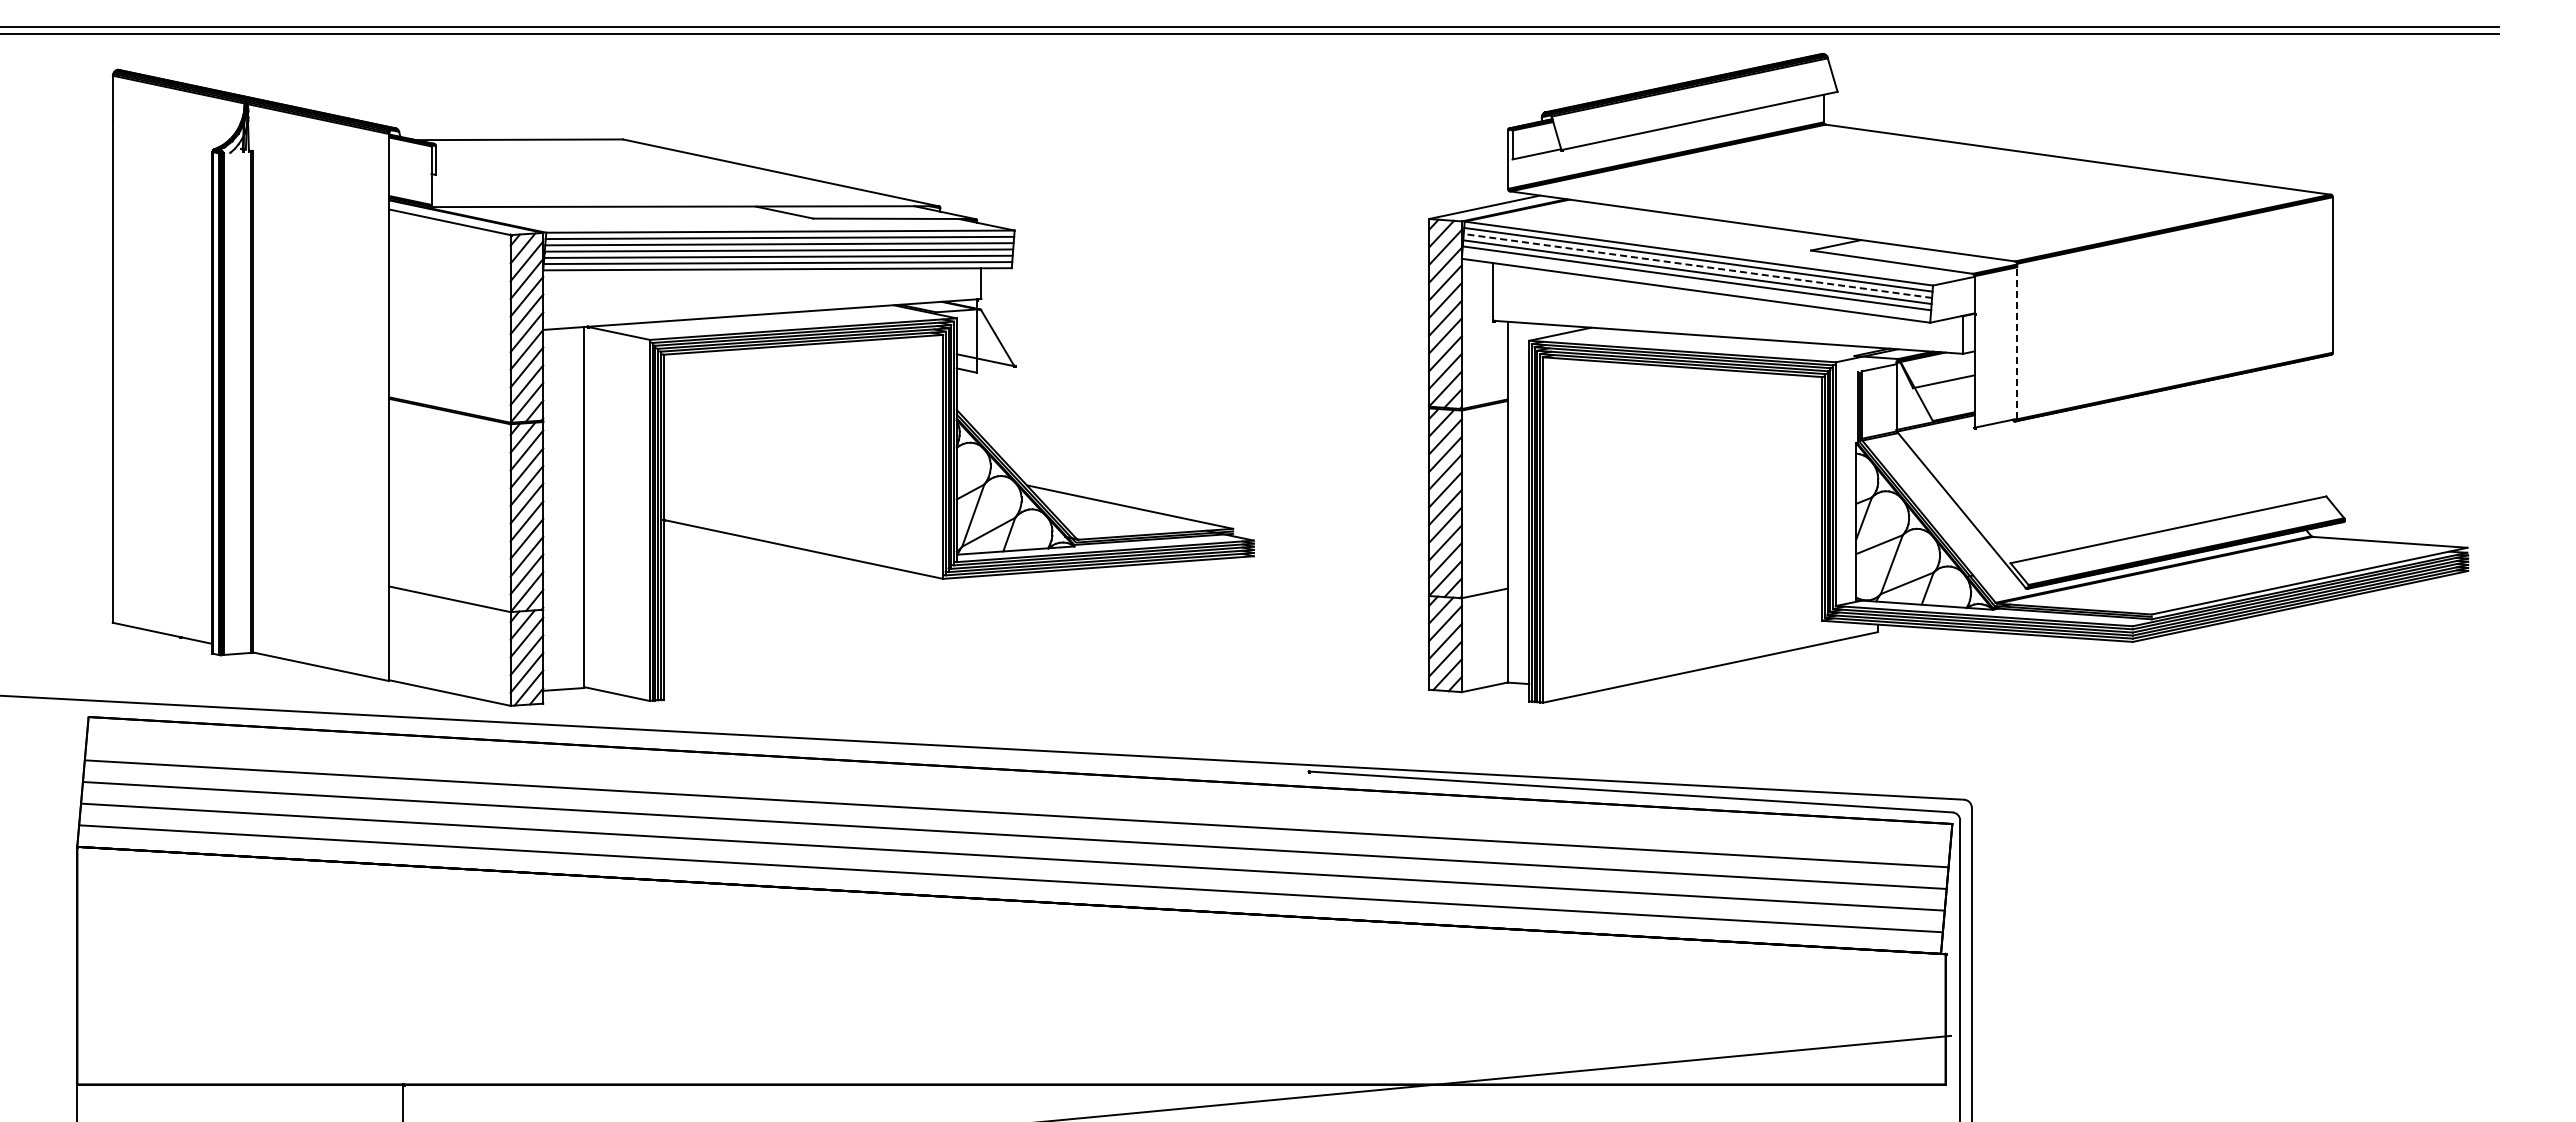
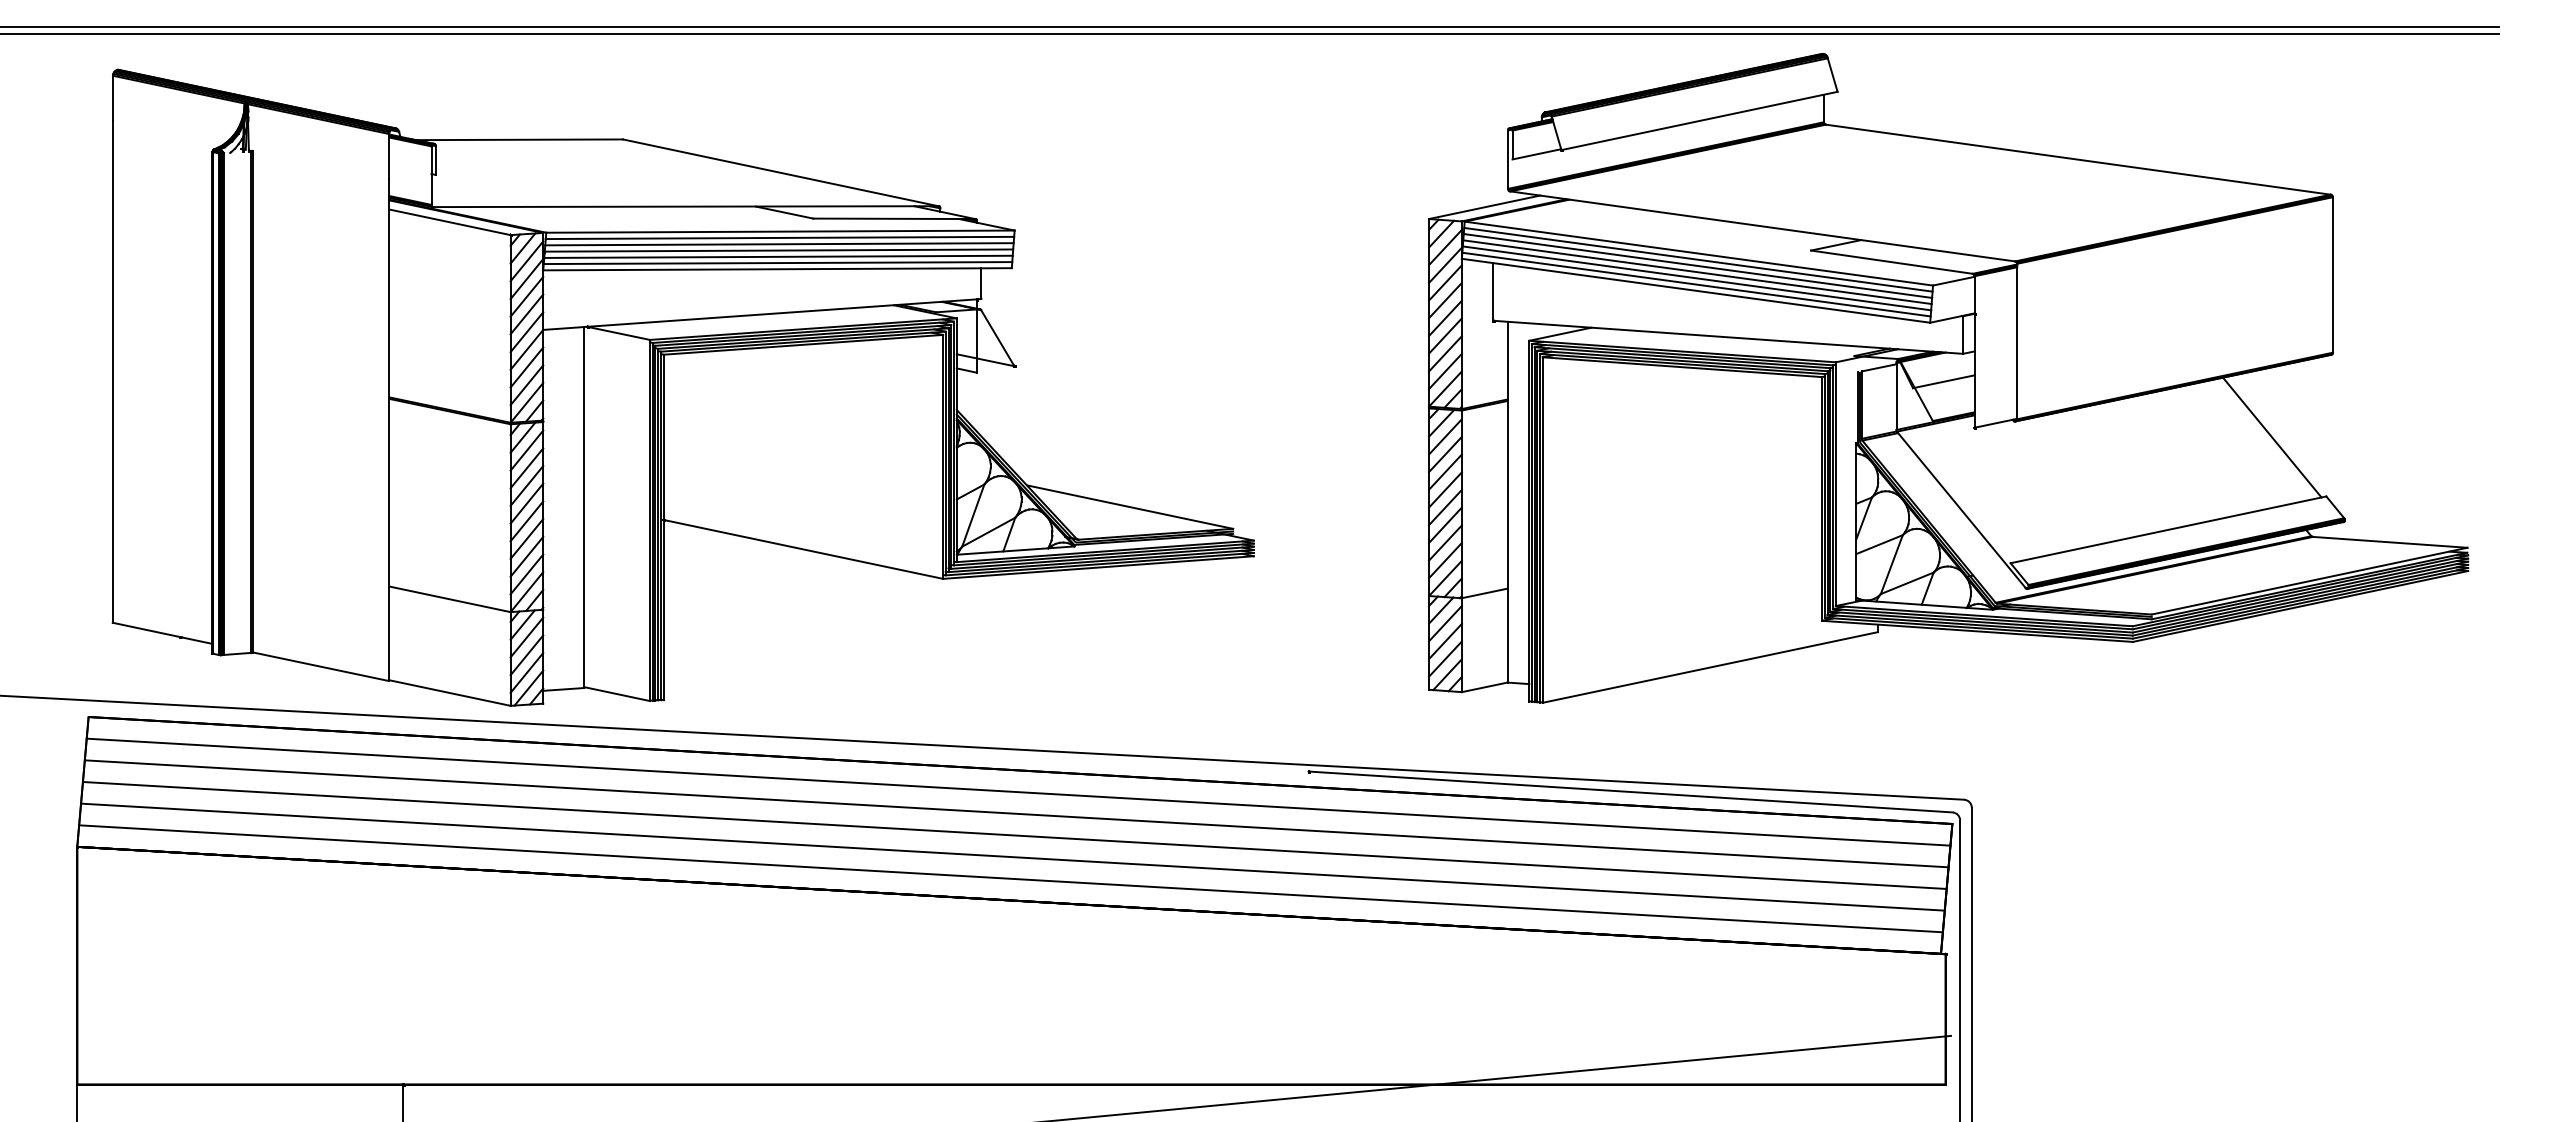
line: dashed -> solid (1697, 265)
line: none -> present (1696, 284)
line: dashed -> solid (2017, 341)
line: none -> present (2272, 437)
line: none -> present (1018, 791)
